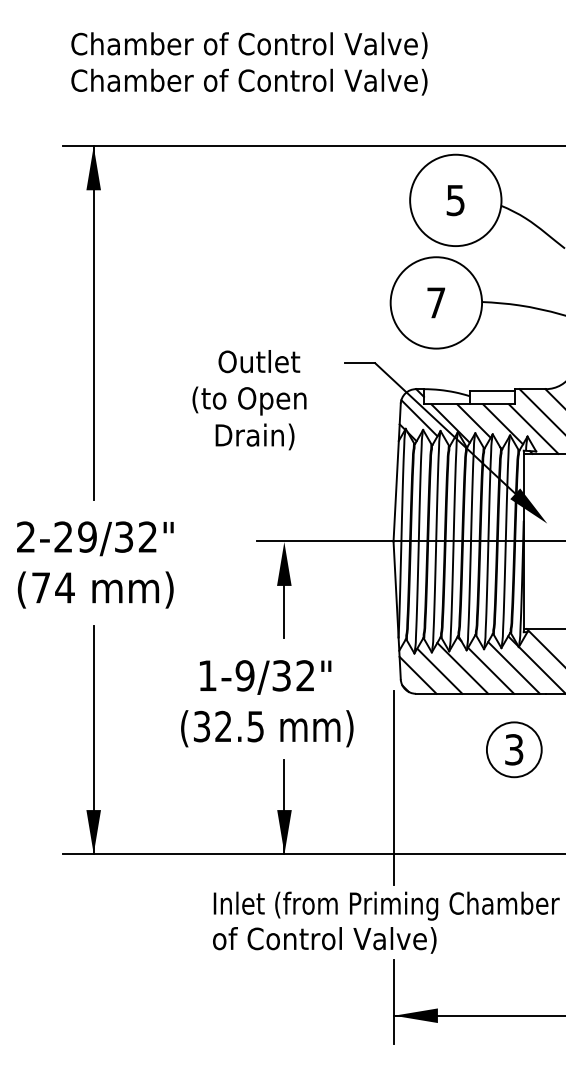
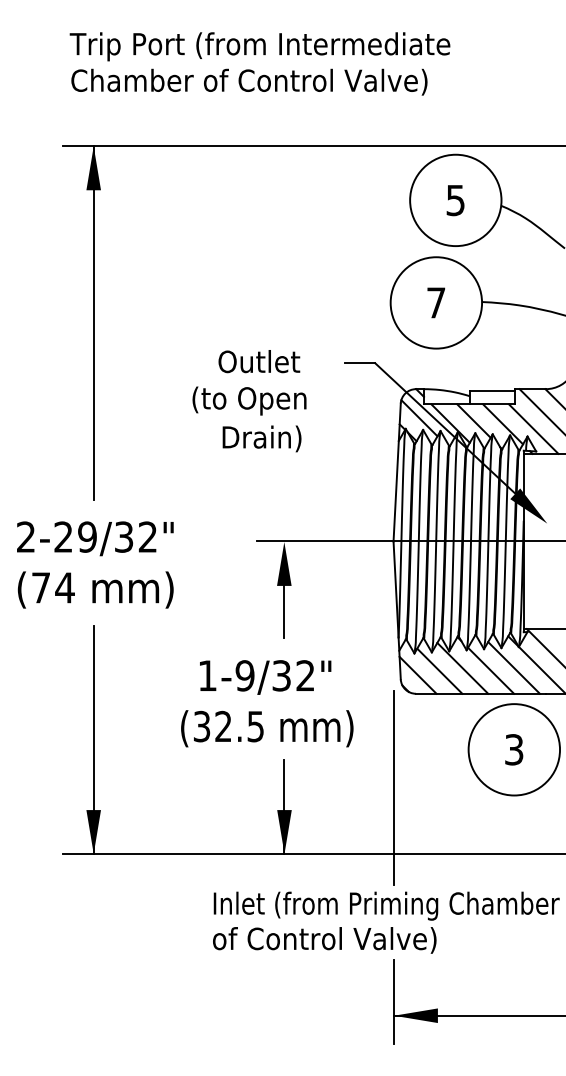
text: Chamber of Control Valve) -> Trip Port (from Intermediate (259, 46)
text position: (254, 436) -> (261, 438) (261, 438)
circle diameter: 55 px -> 91 px (514, 749)
